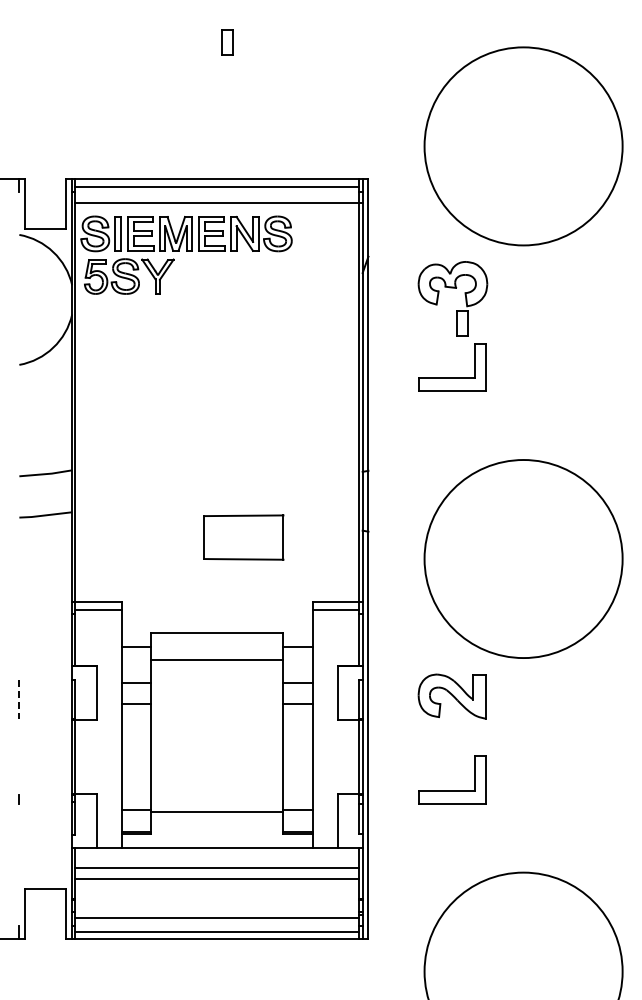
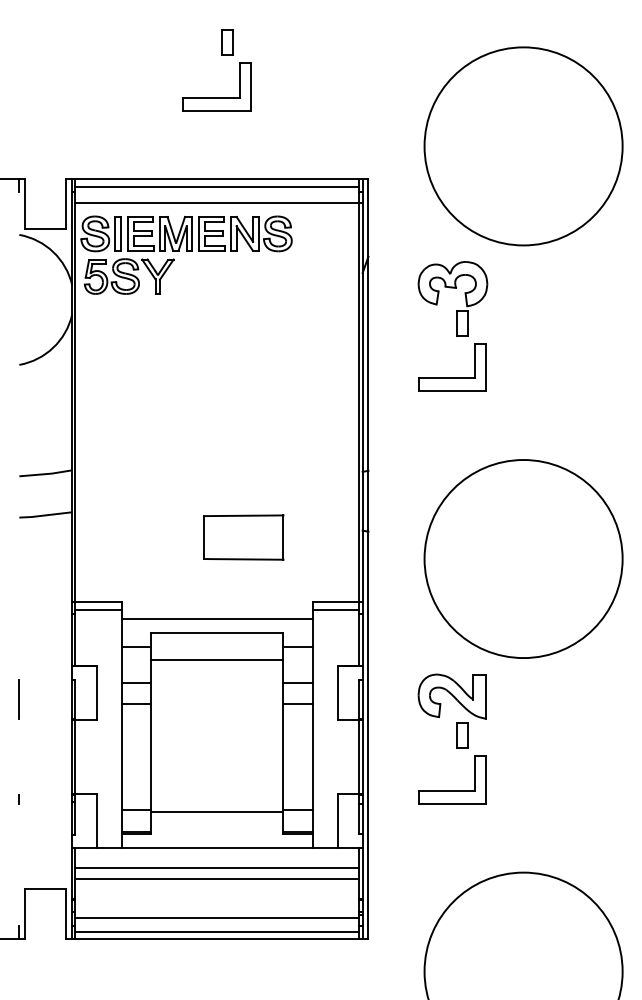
part: none -> present (216, 97)
line: none -> present (217, 619)
line: dashed -> solid (19, 699)
part: none -> present (462, 735)
